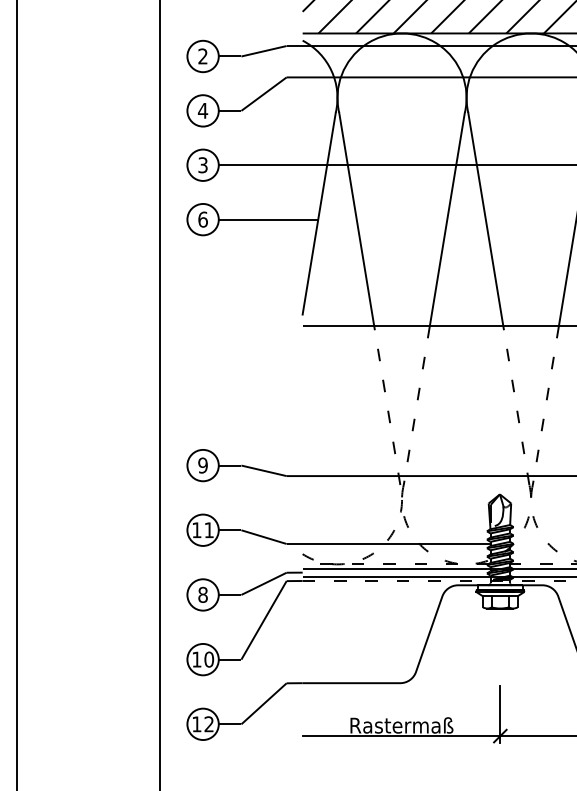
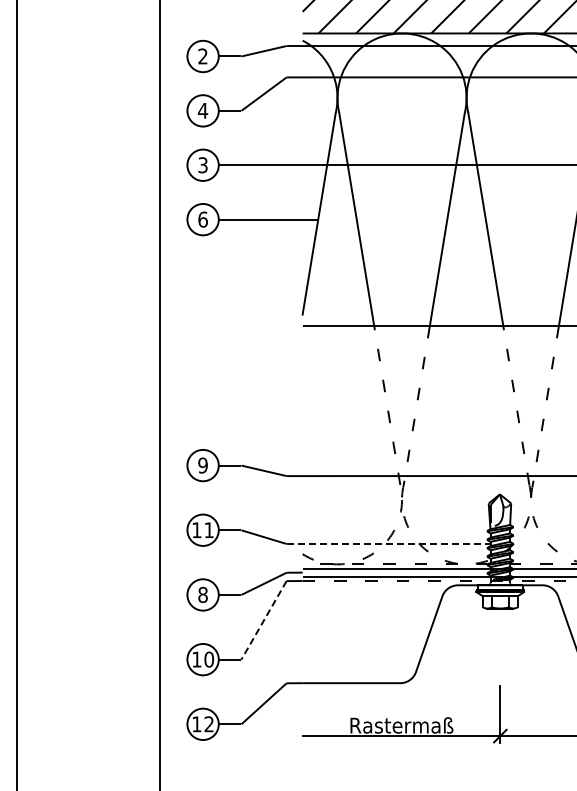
line: solid -> dashed (388, 544)
line: solid -> dashed (263, 620)
